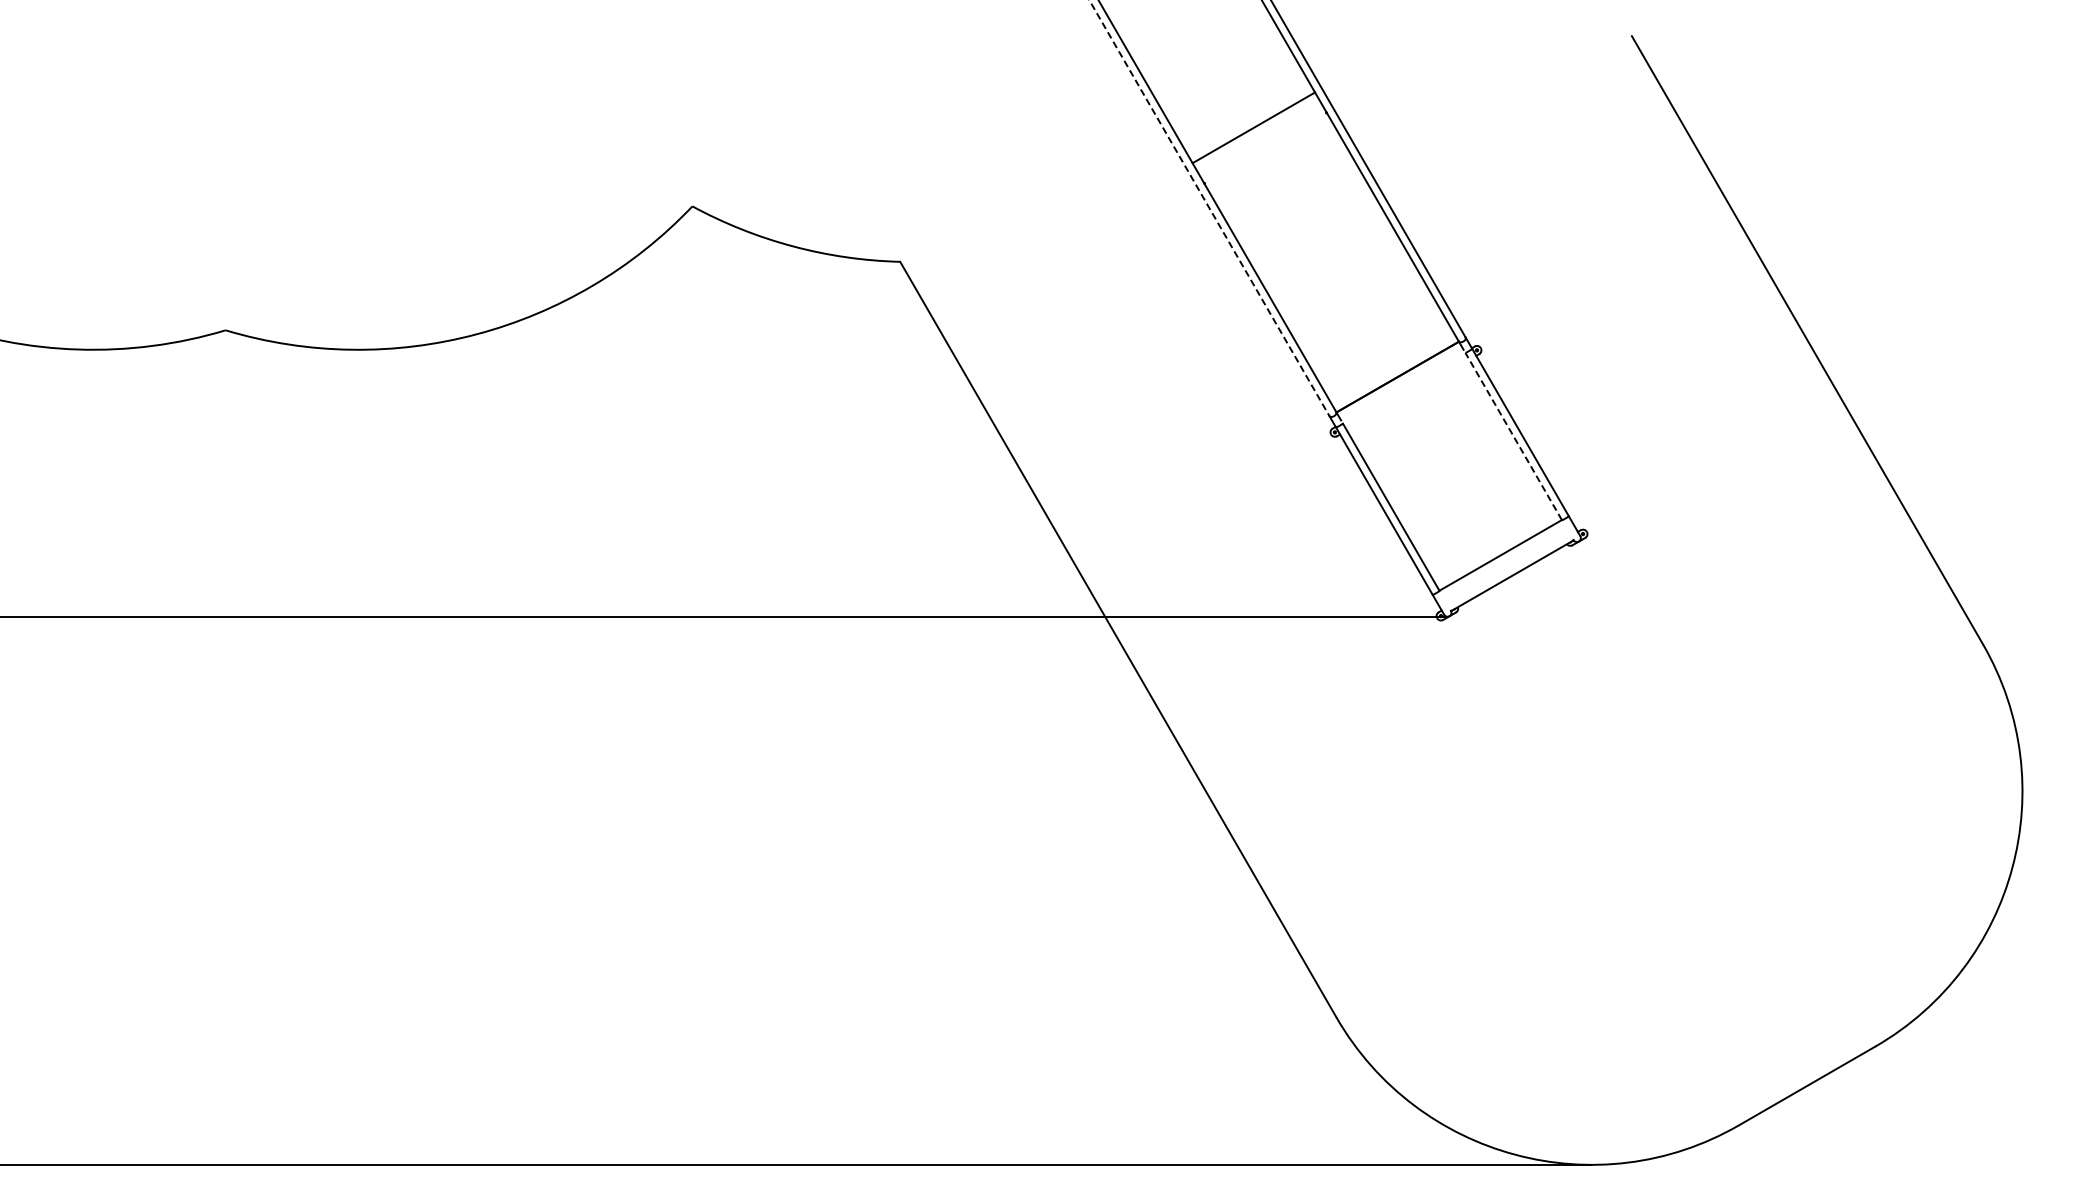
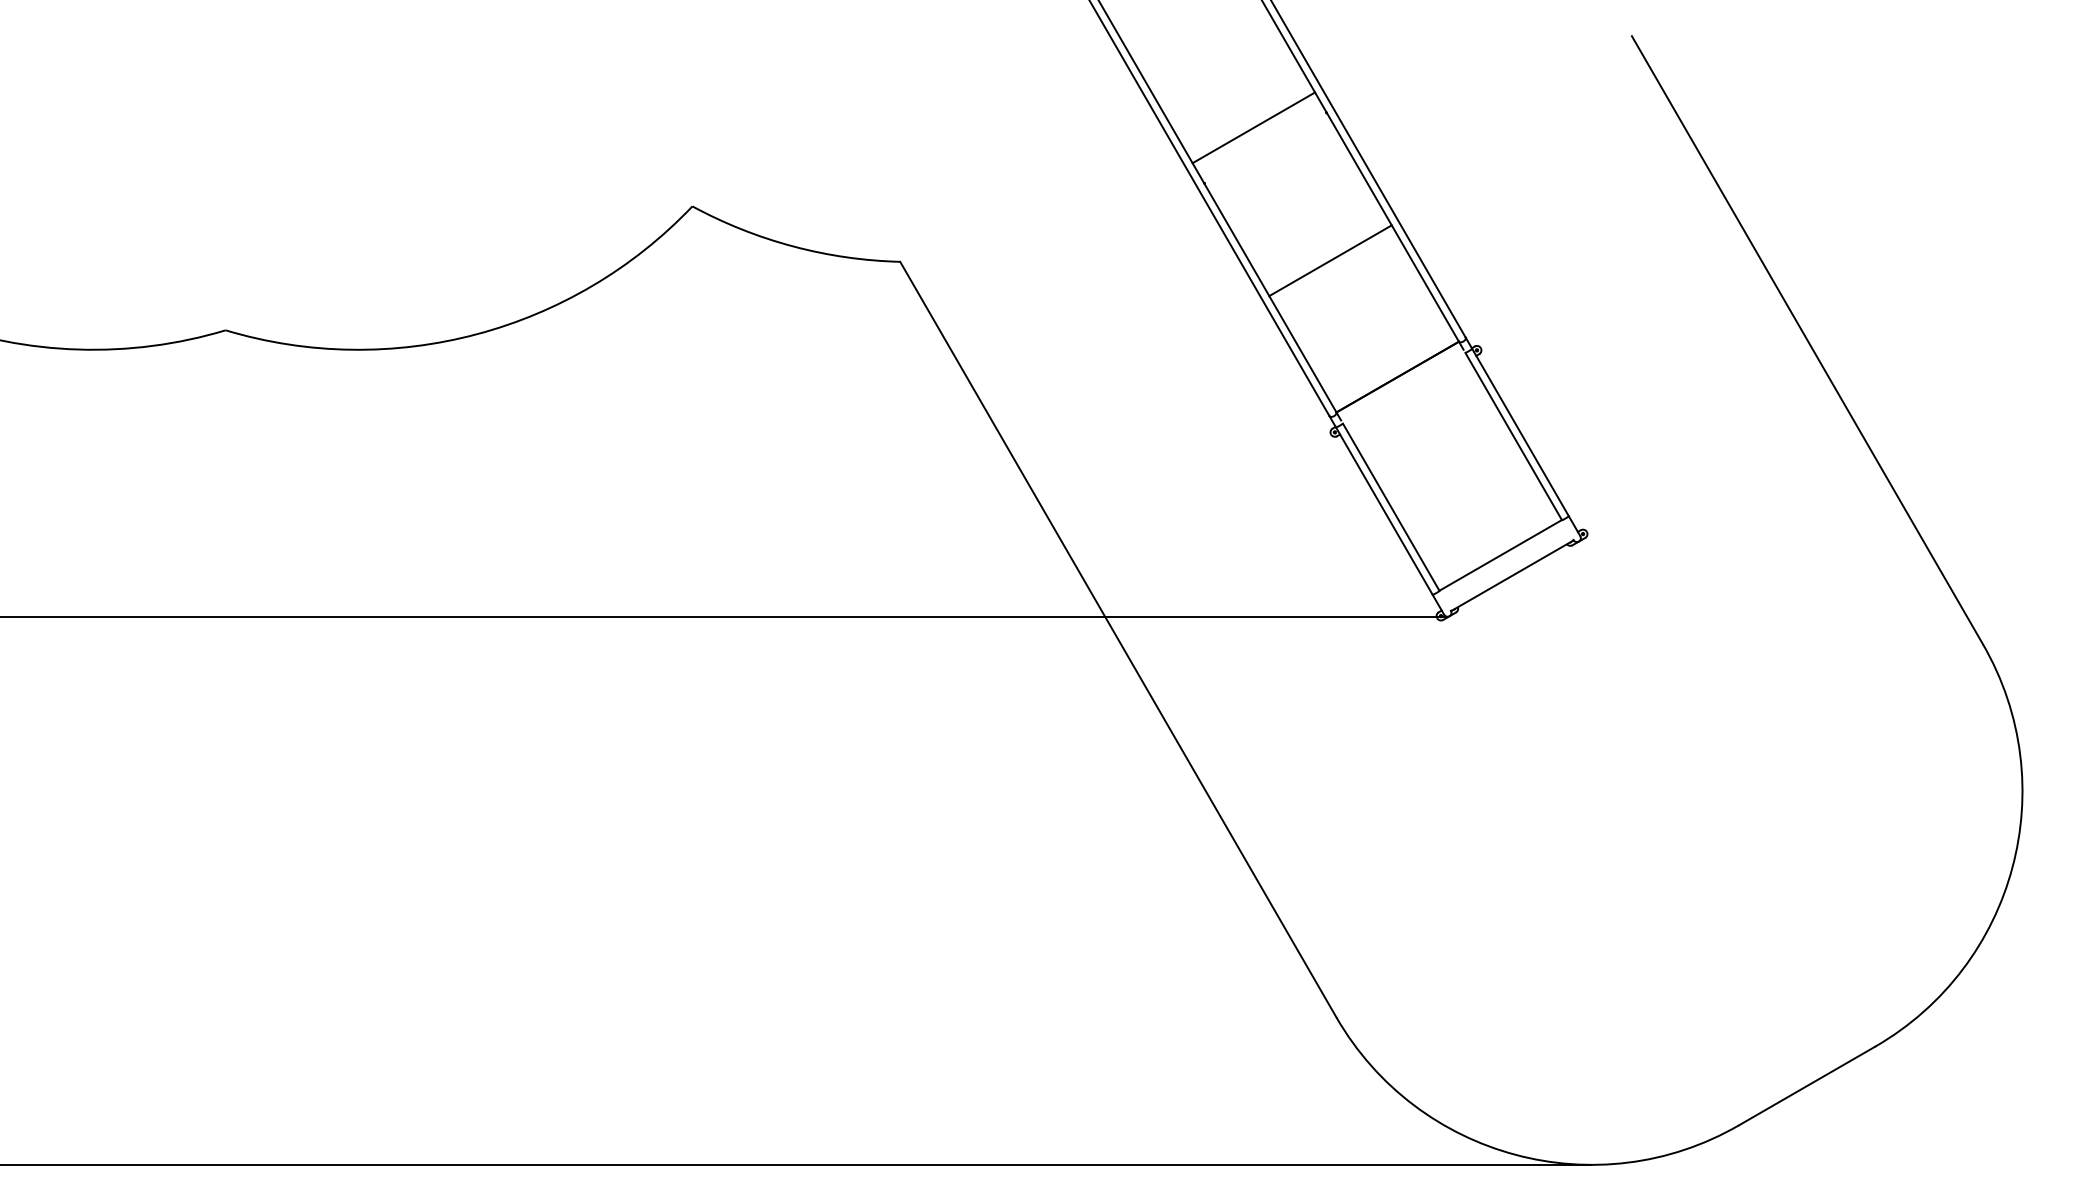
line: dashed -> solid (1209, 208)
line: none -> present (1330, 260)
line: dashed -> solid (1513, 436)
